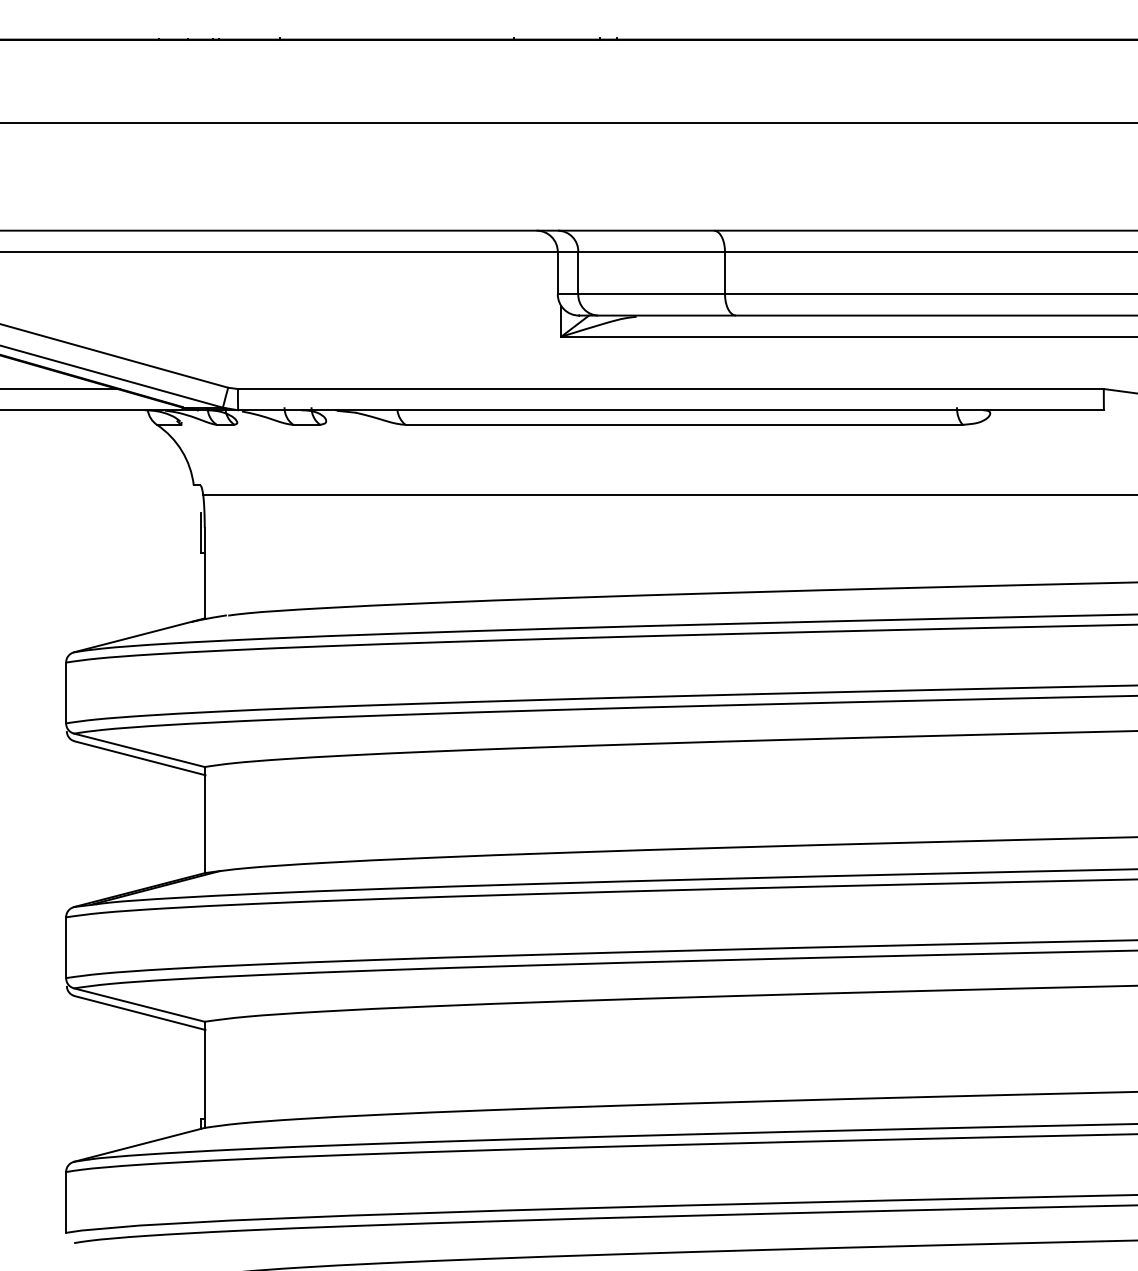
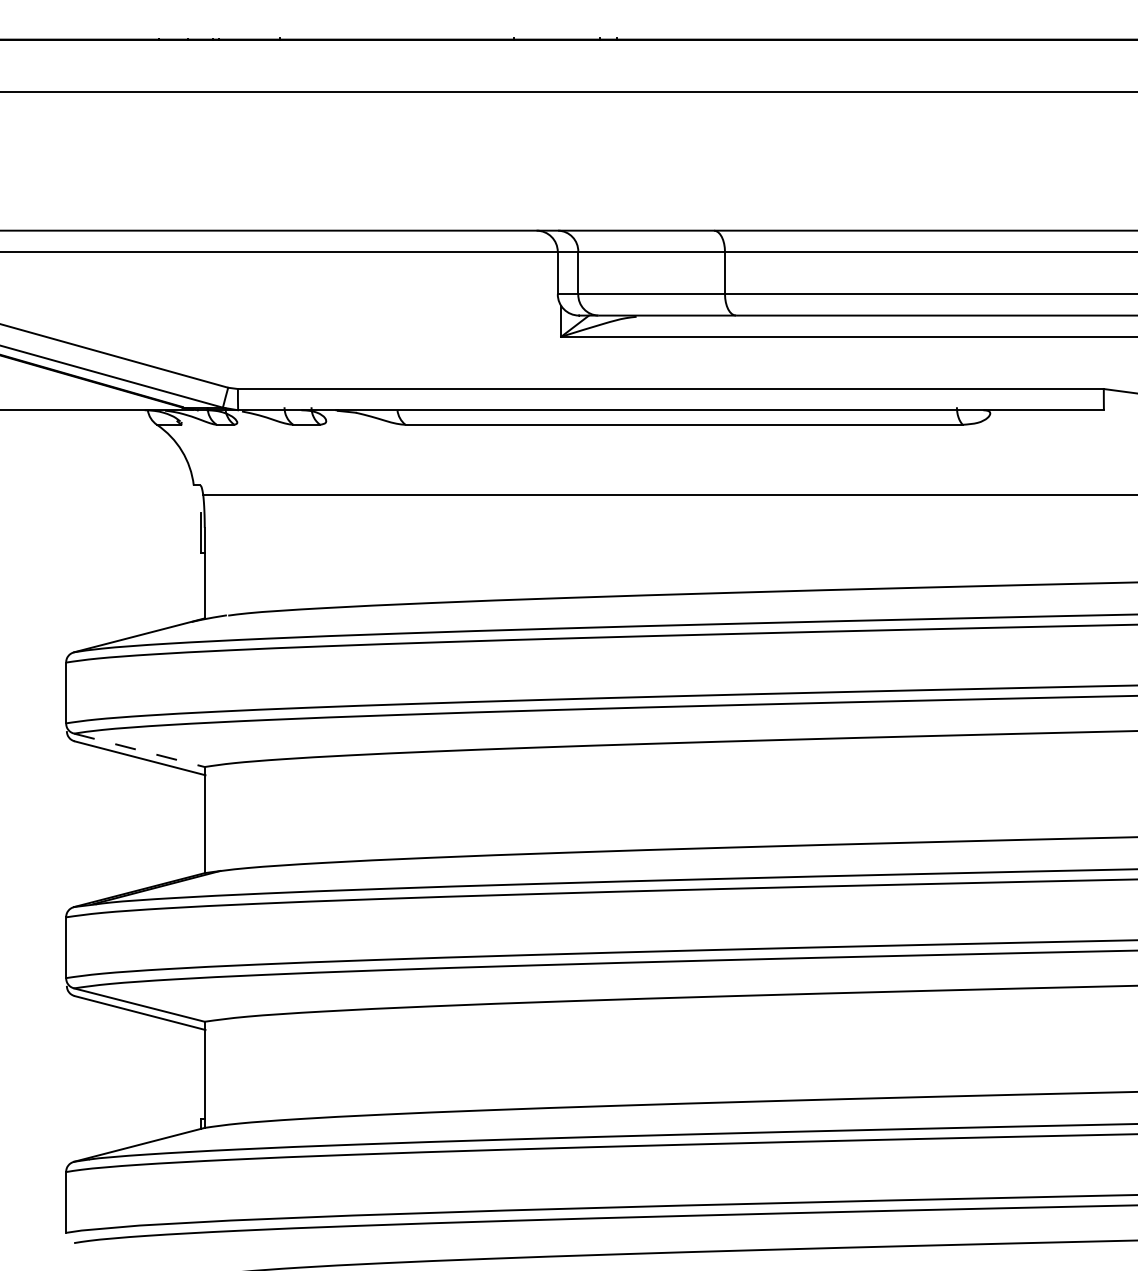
line position: (568, 123) -> (568, 92) (568, 92)
line: present -> none (60, 389)
line: solid -> dashed (139, 750)
